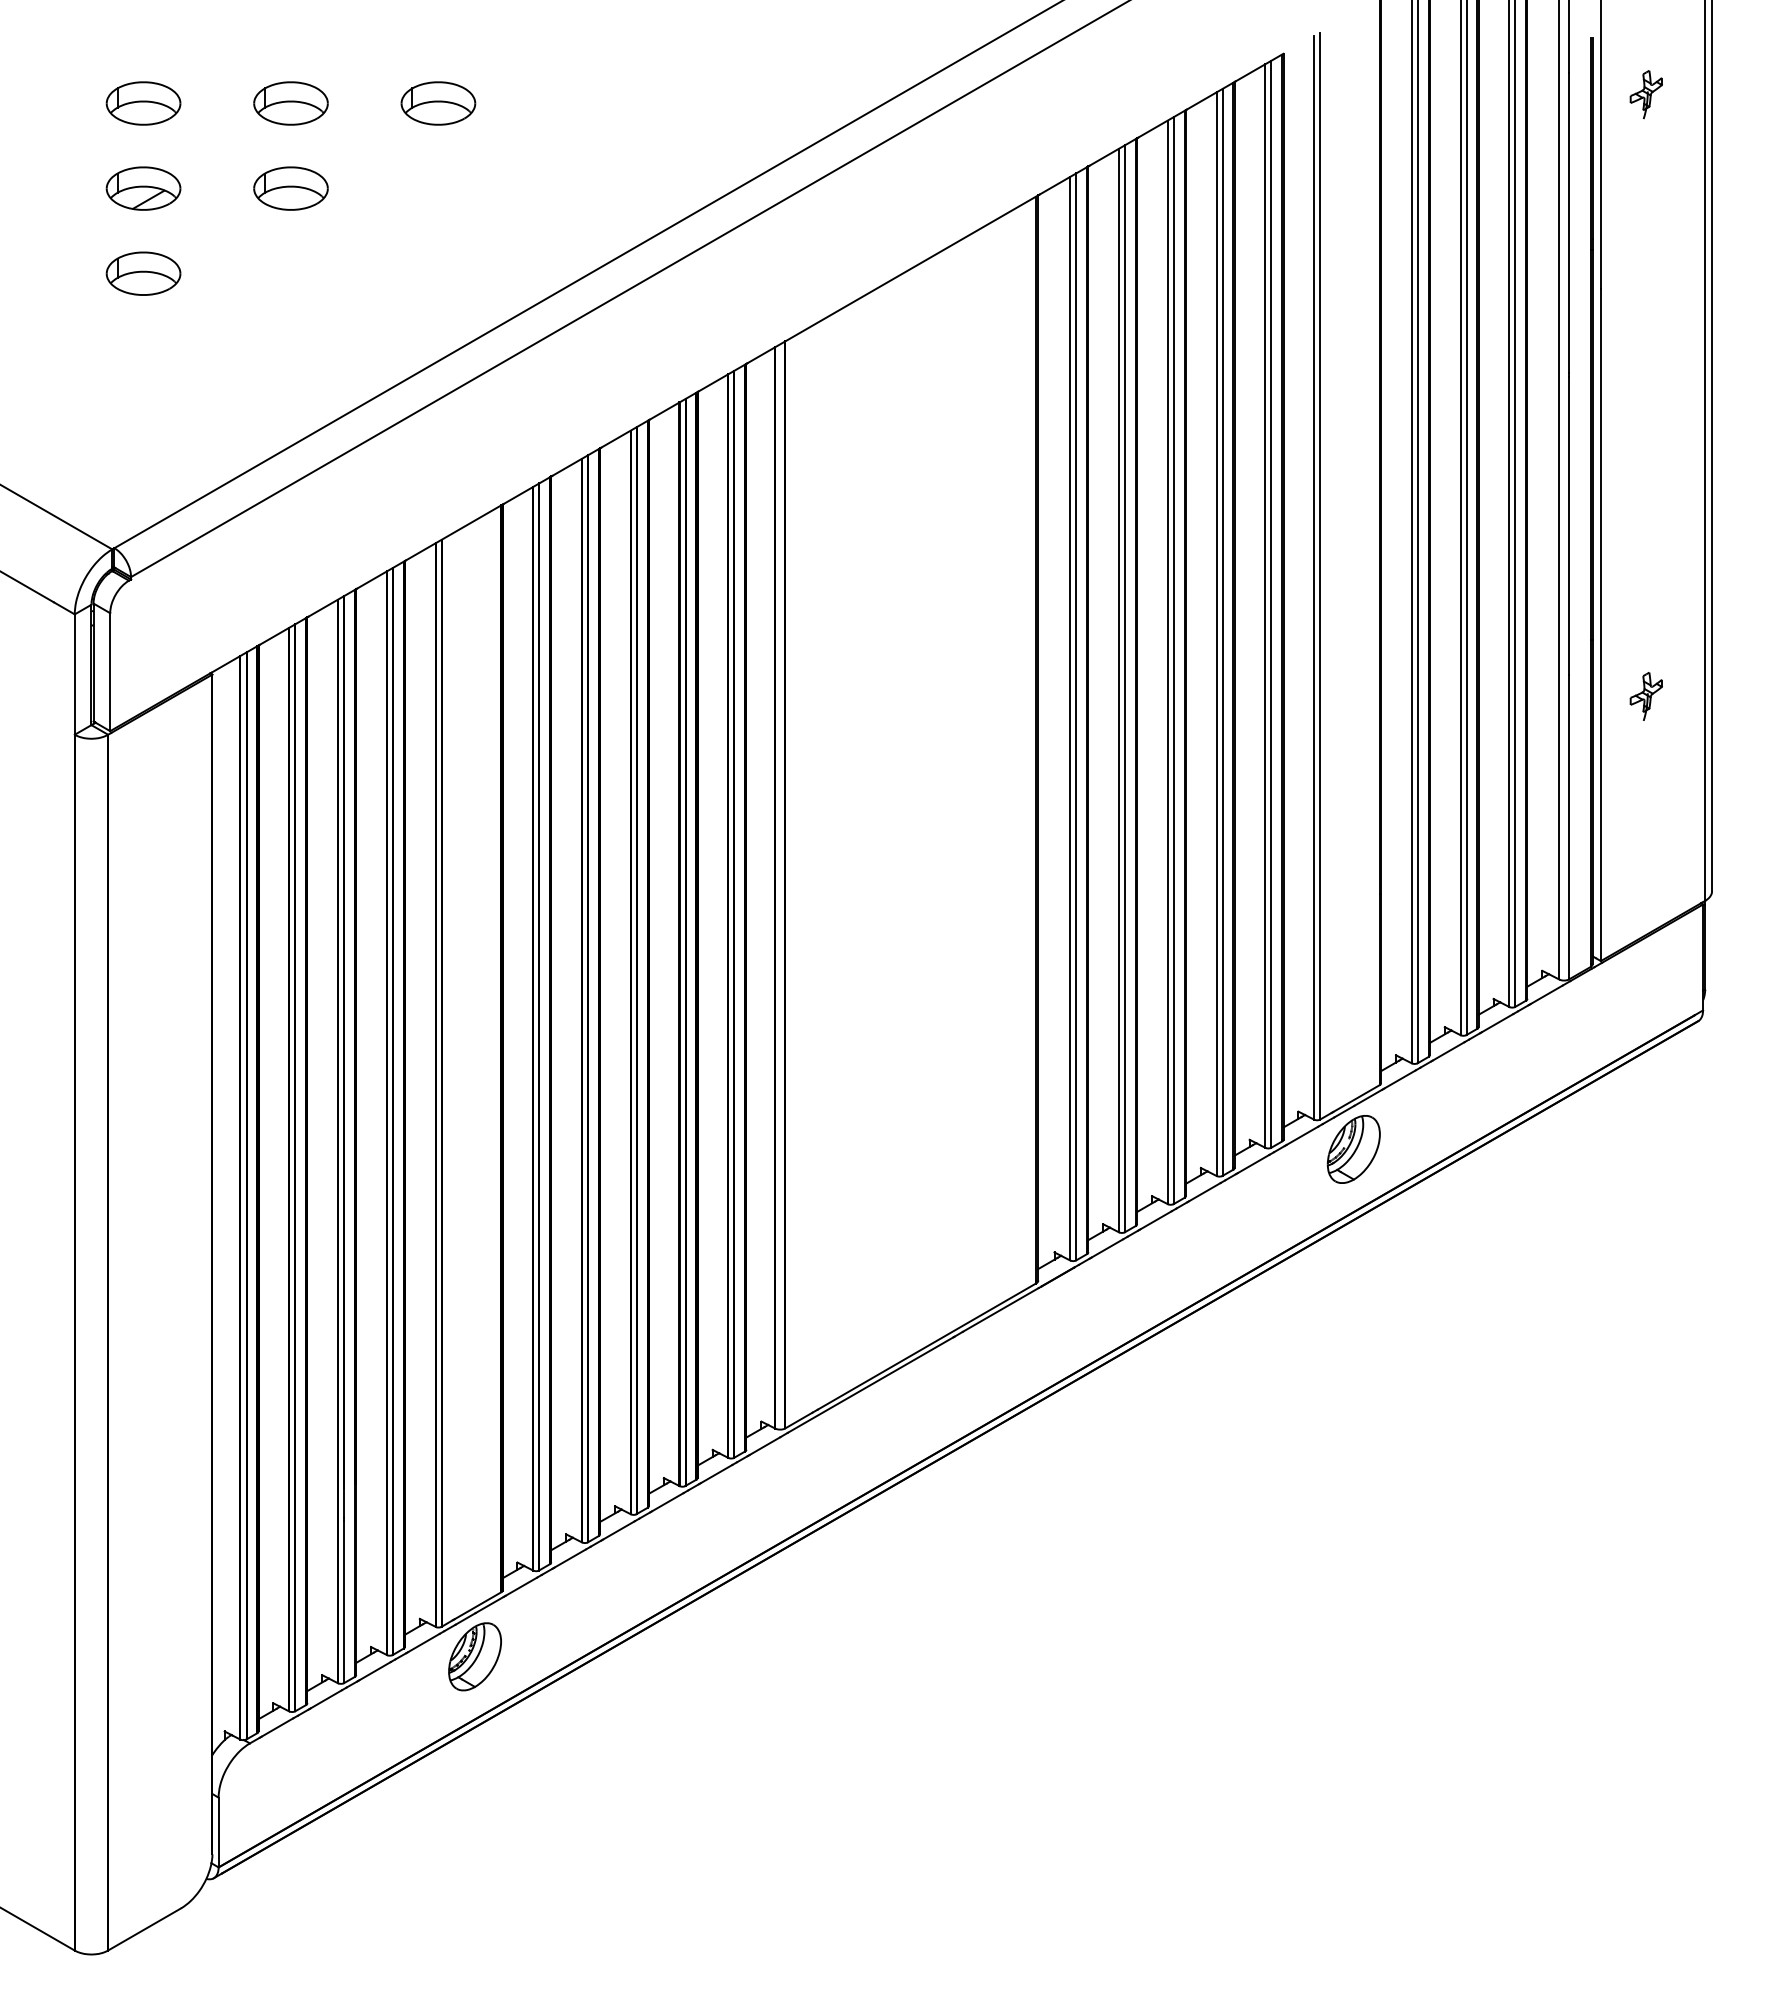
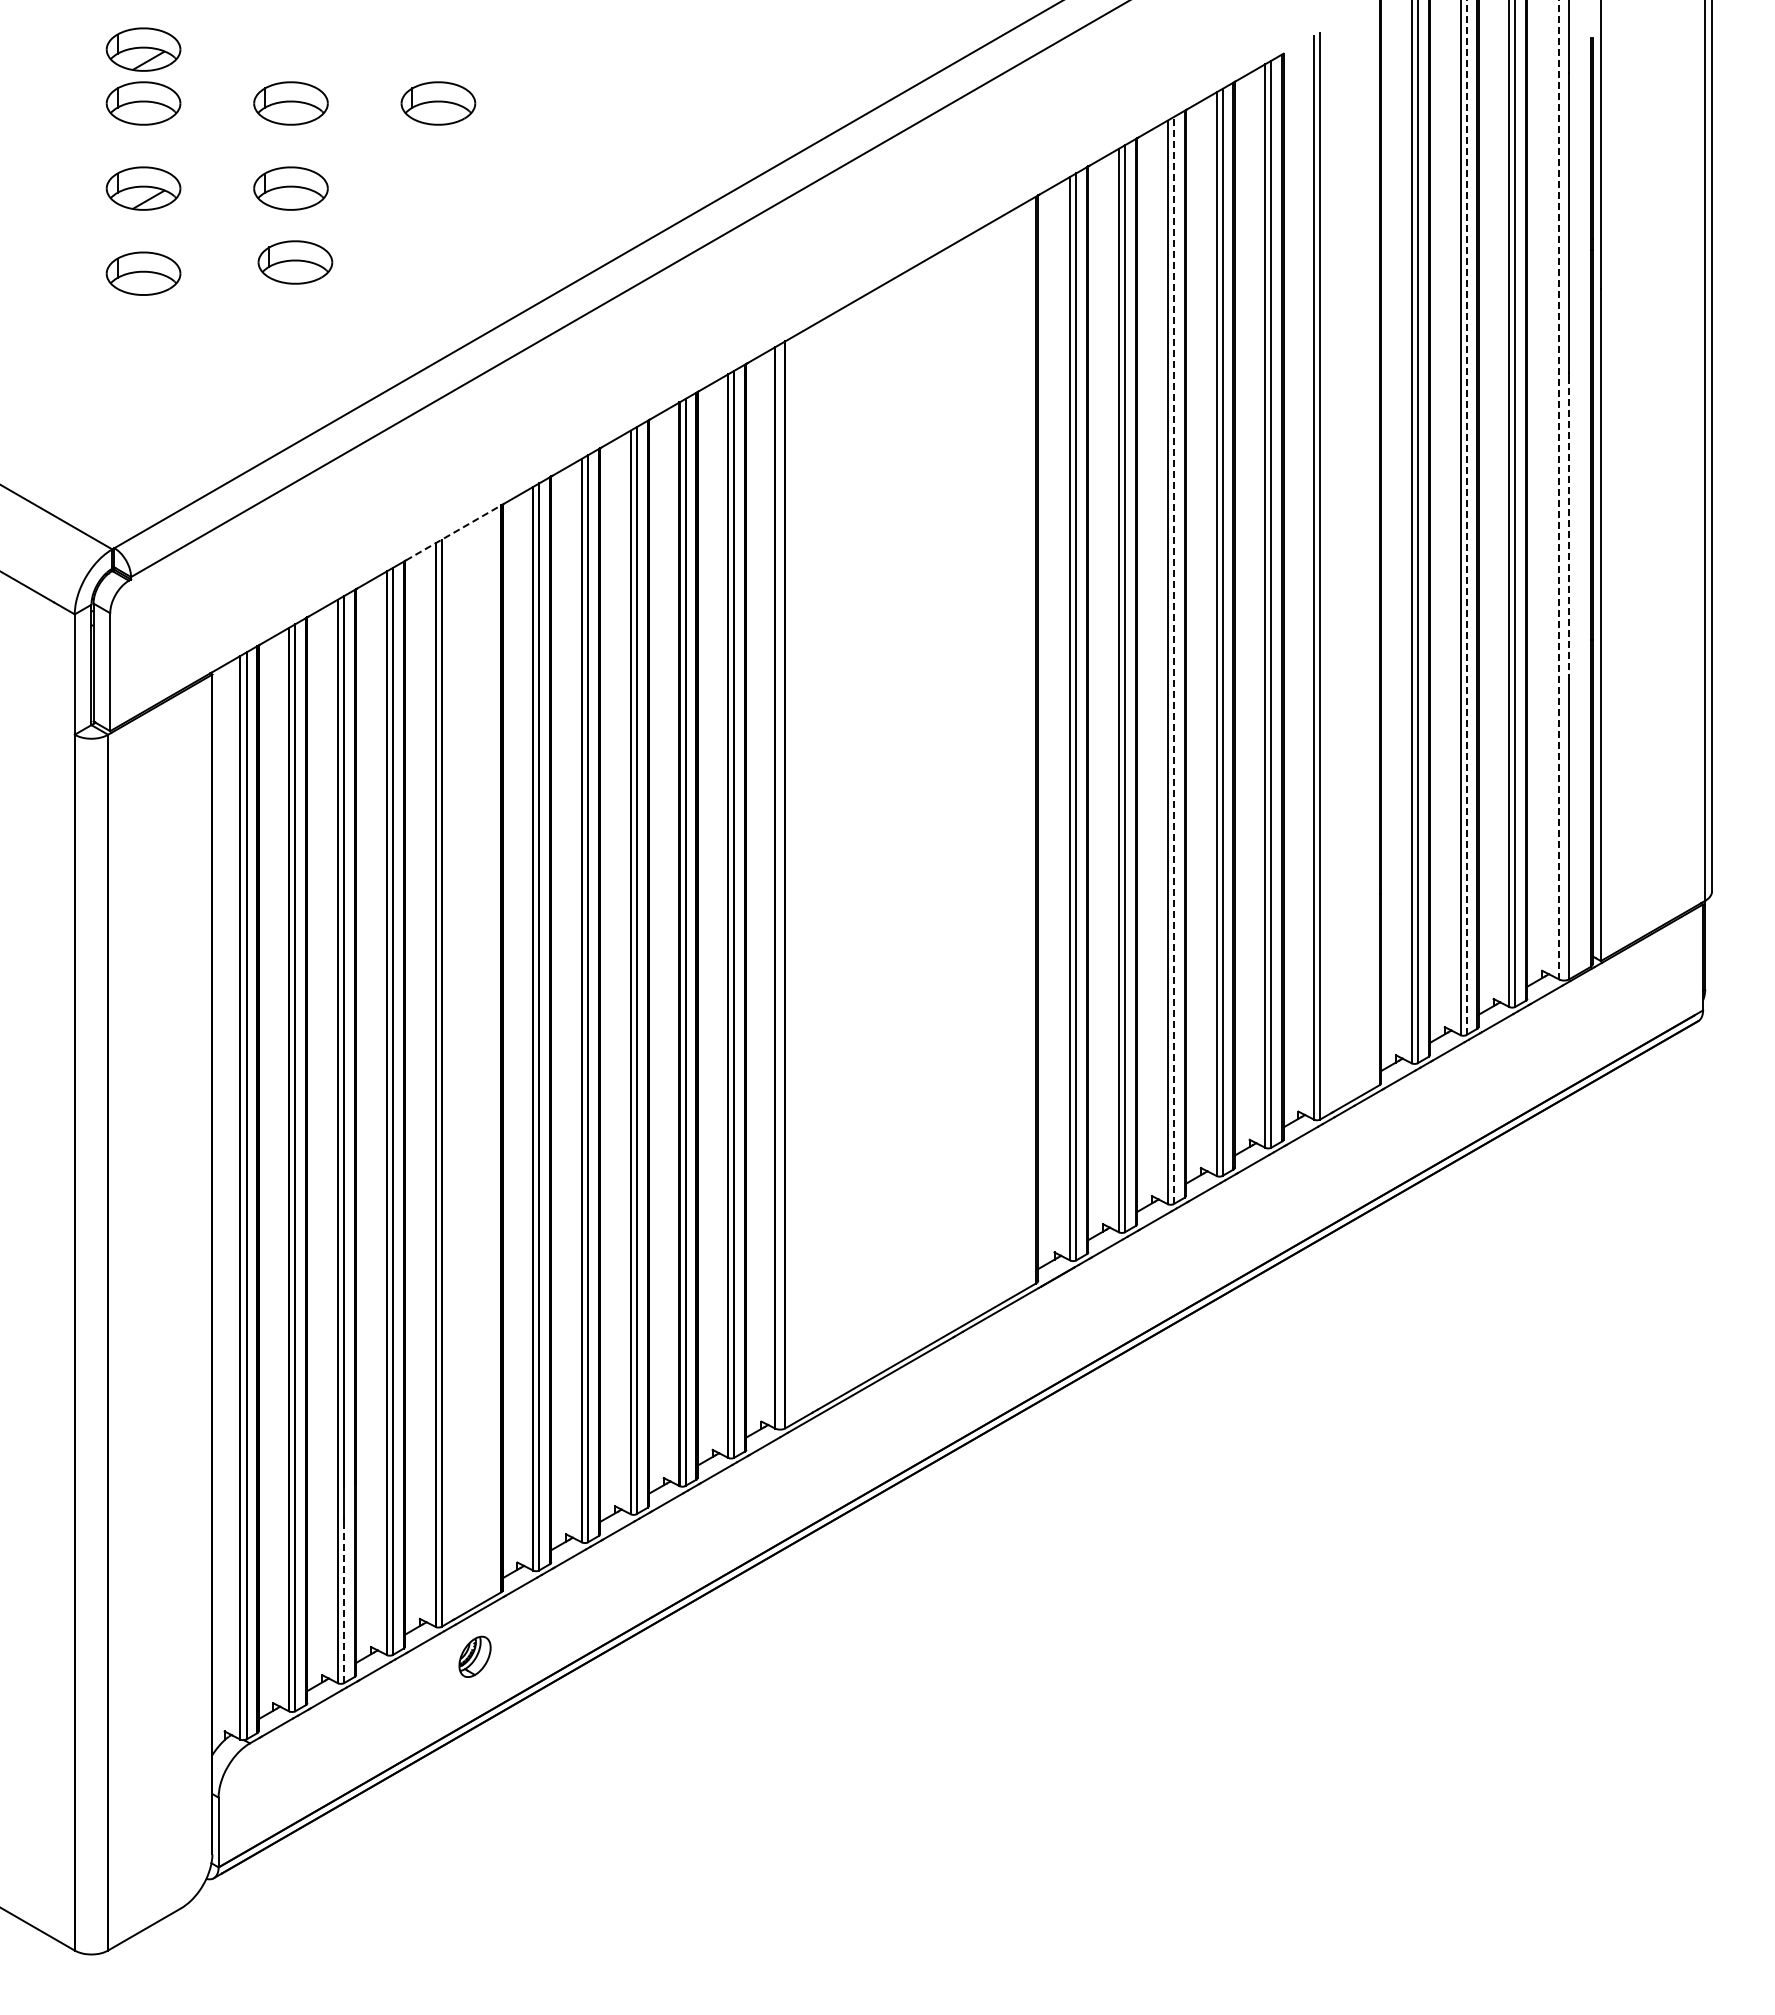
part: none -> present (143, 49)
part: present -> none (1645, 94)
part: none -> present (295, 262)
line: solid -> dashed (1559, 490)
line: solid -> dashed (1466, 517)
line: solid -> dashed (1569, 526)
line: solid -> dashed (454, 532)
line: solid -> dashed (1173, 660)
part: present -> none (1645, 696)
part: present -> none (1353, 1149)
line: solid -> dashed (344, 1602)
part size: 54x70 px -> 34x43 px (474, 1656)
